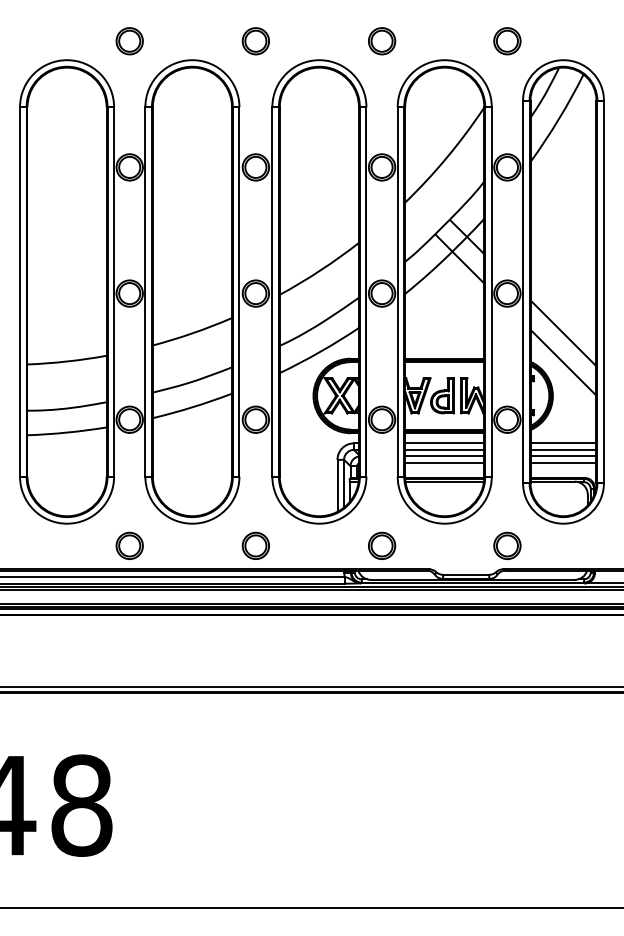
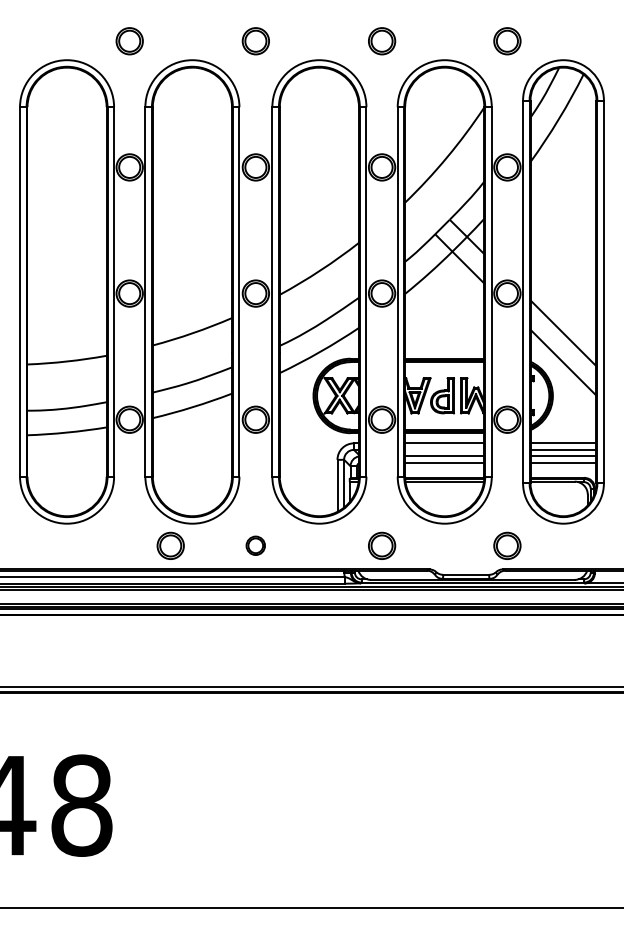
line: present -> none (444, 449)
part position: (129, 545) -> (170, 545) (170, 545)
part size: 29x29 px -> 21x21 px (255, 545)
